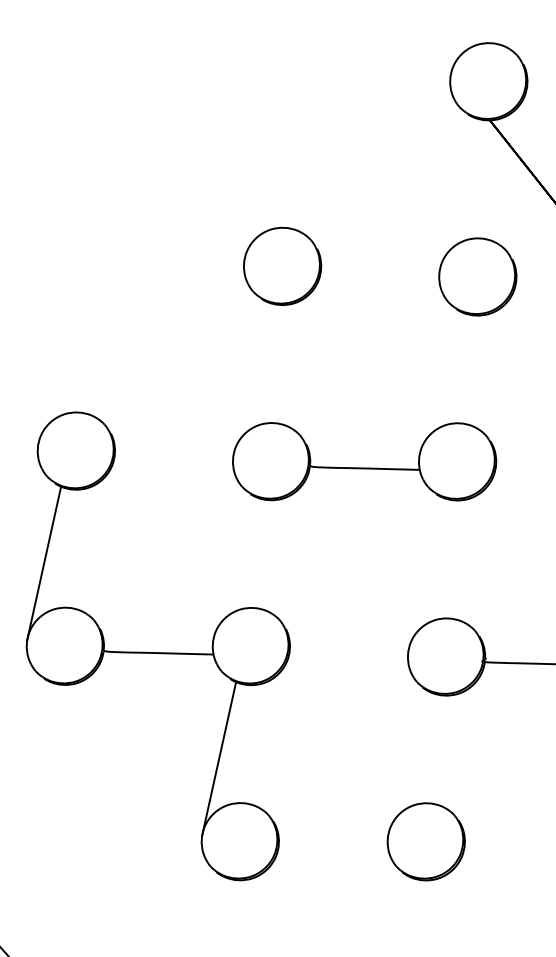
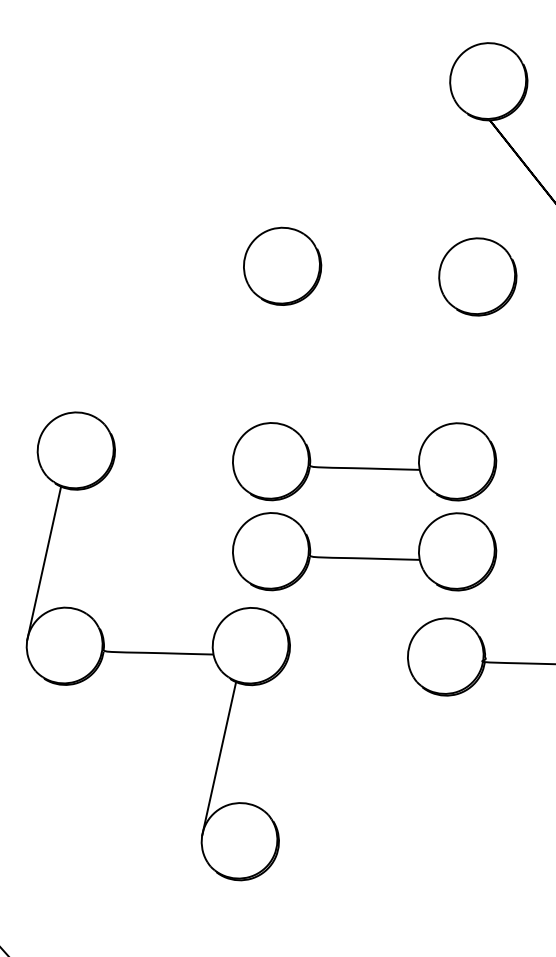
part: none -> present (364, 551)
part: present -> none (425, 841)
